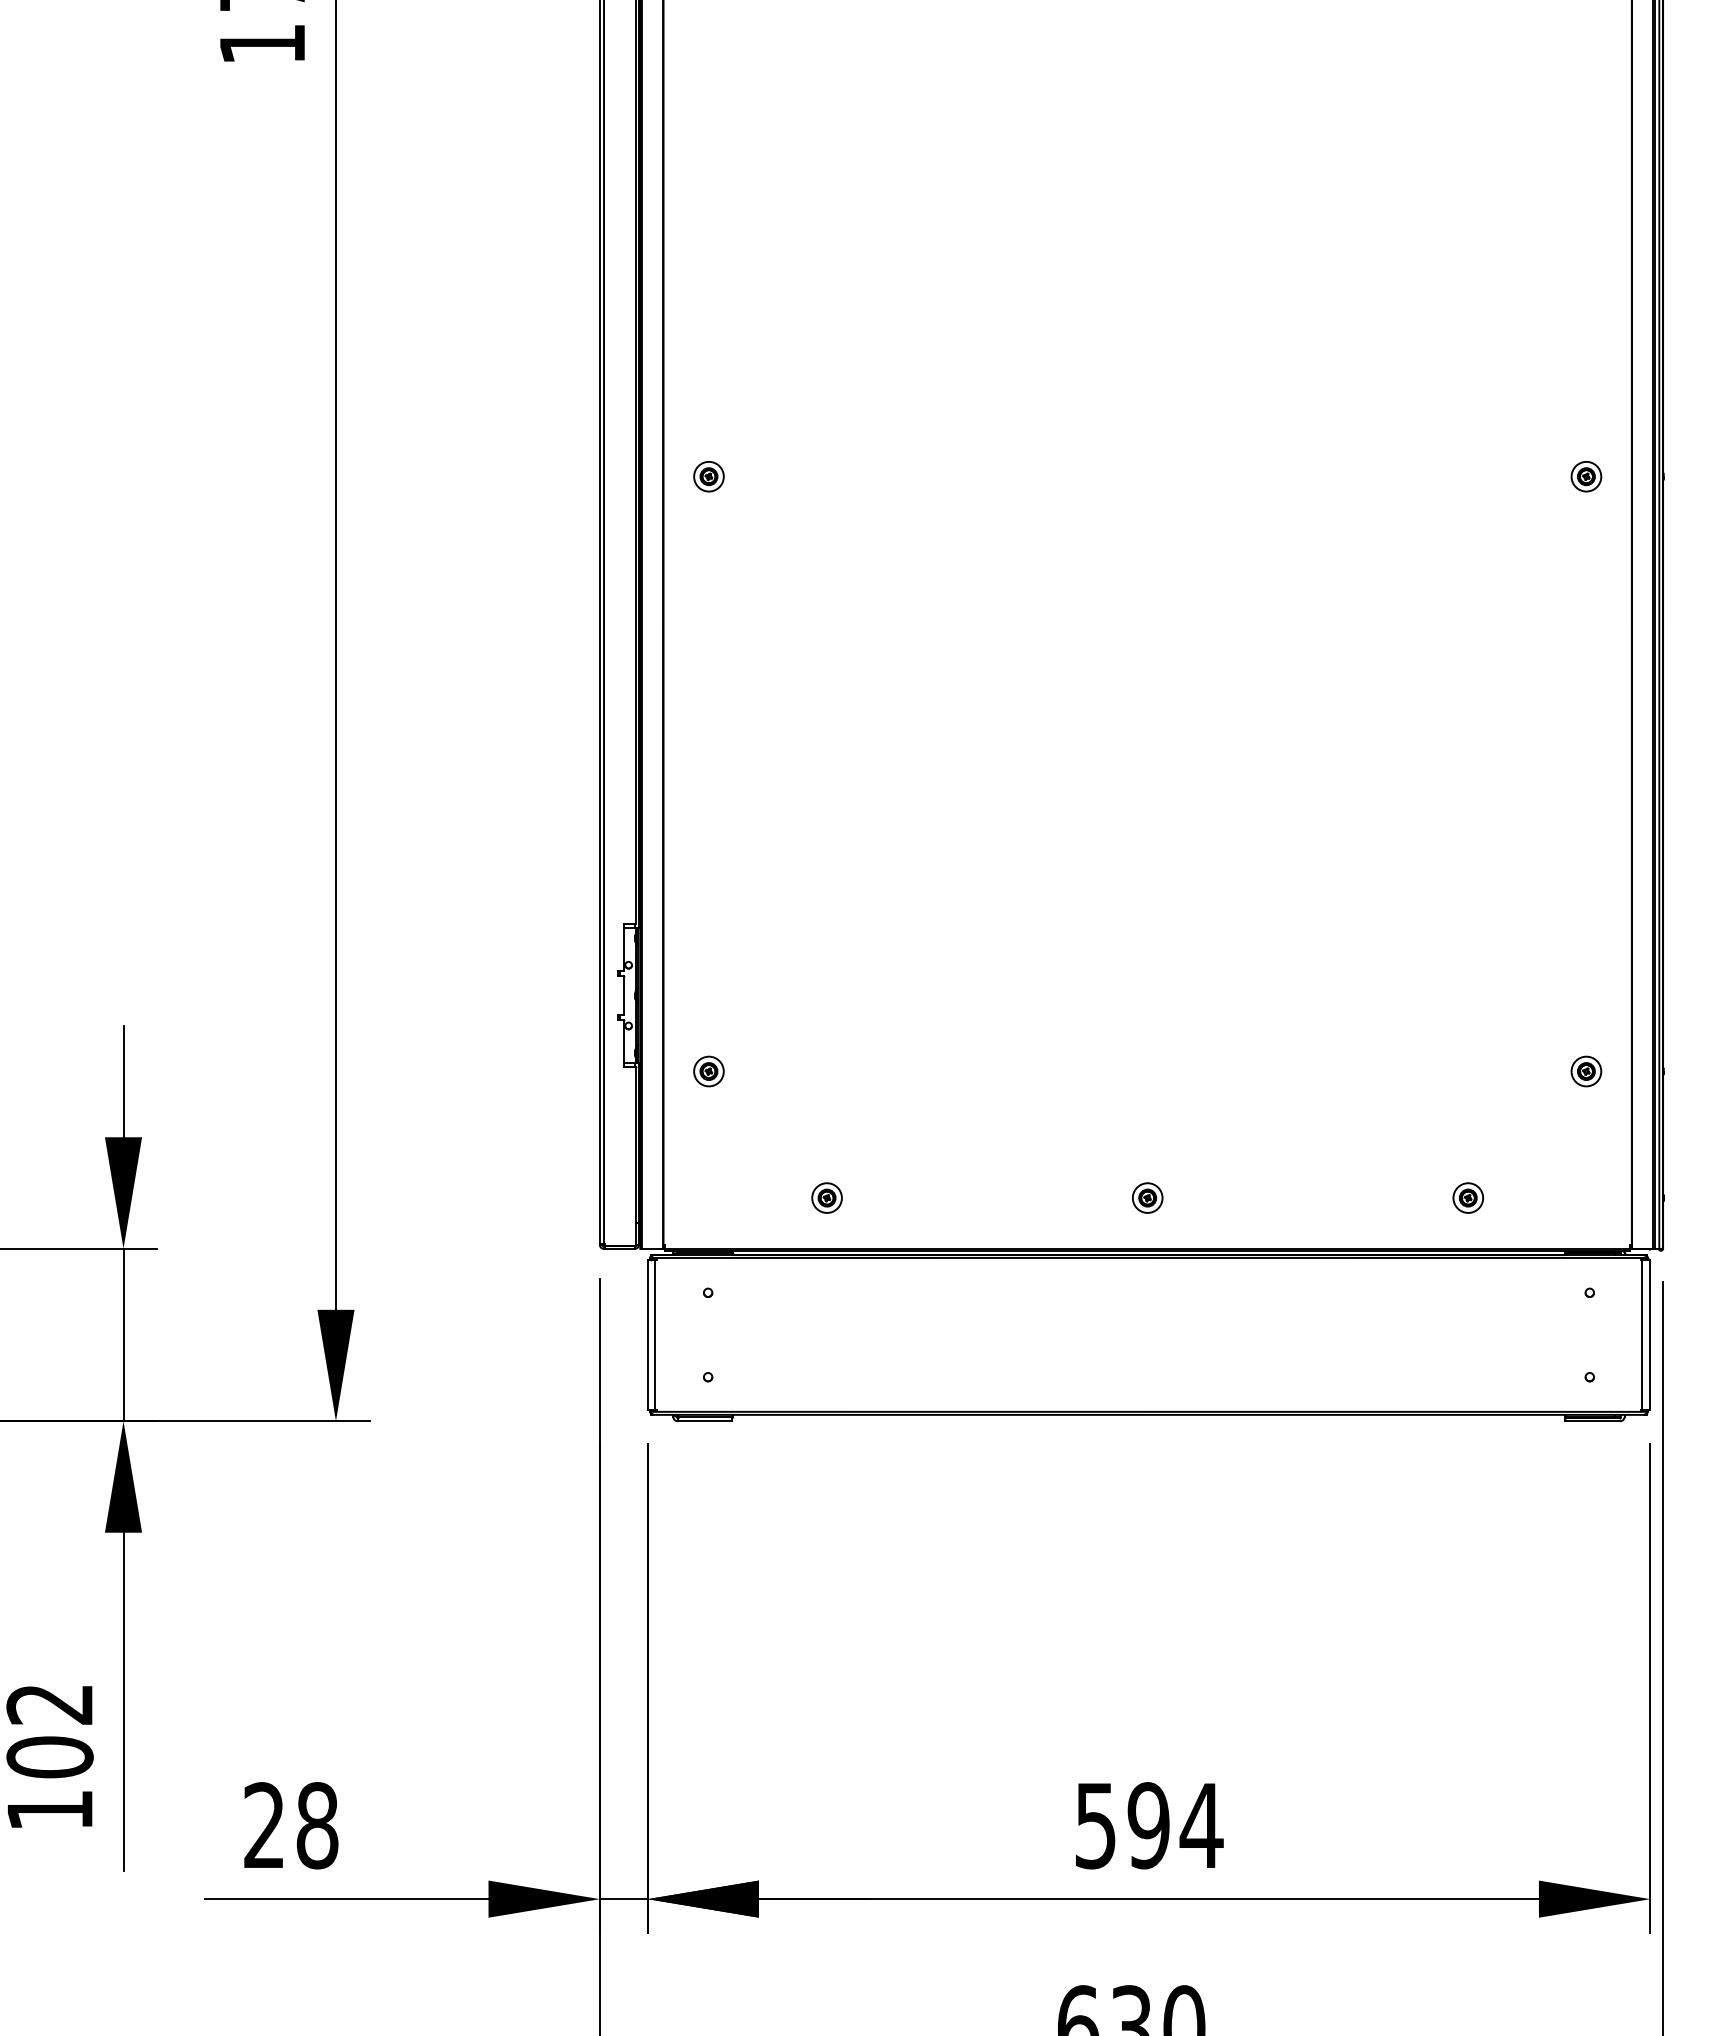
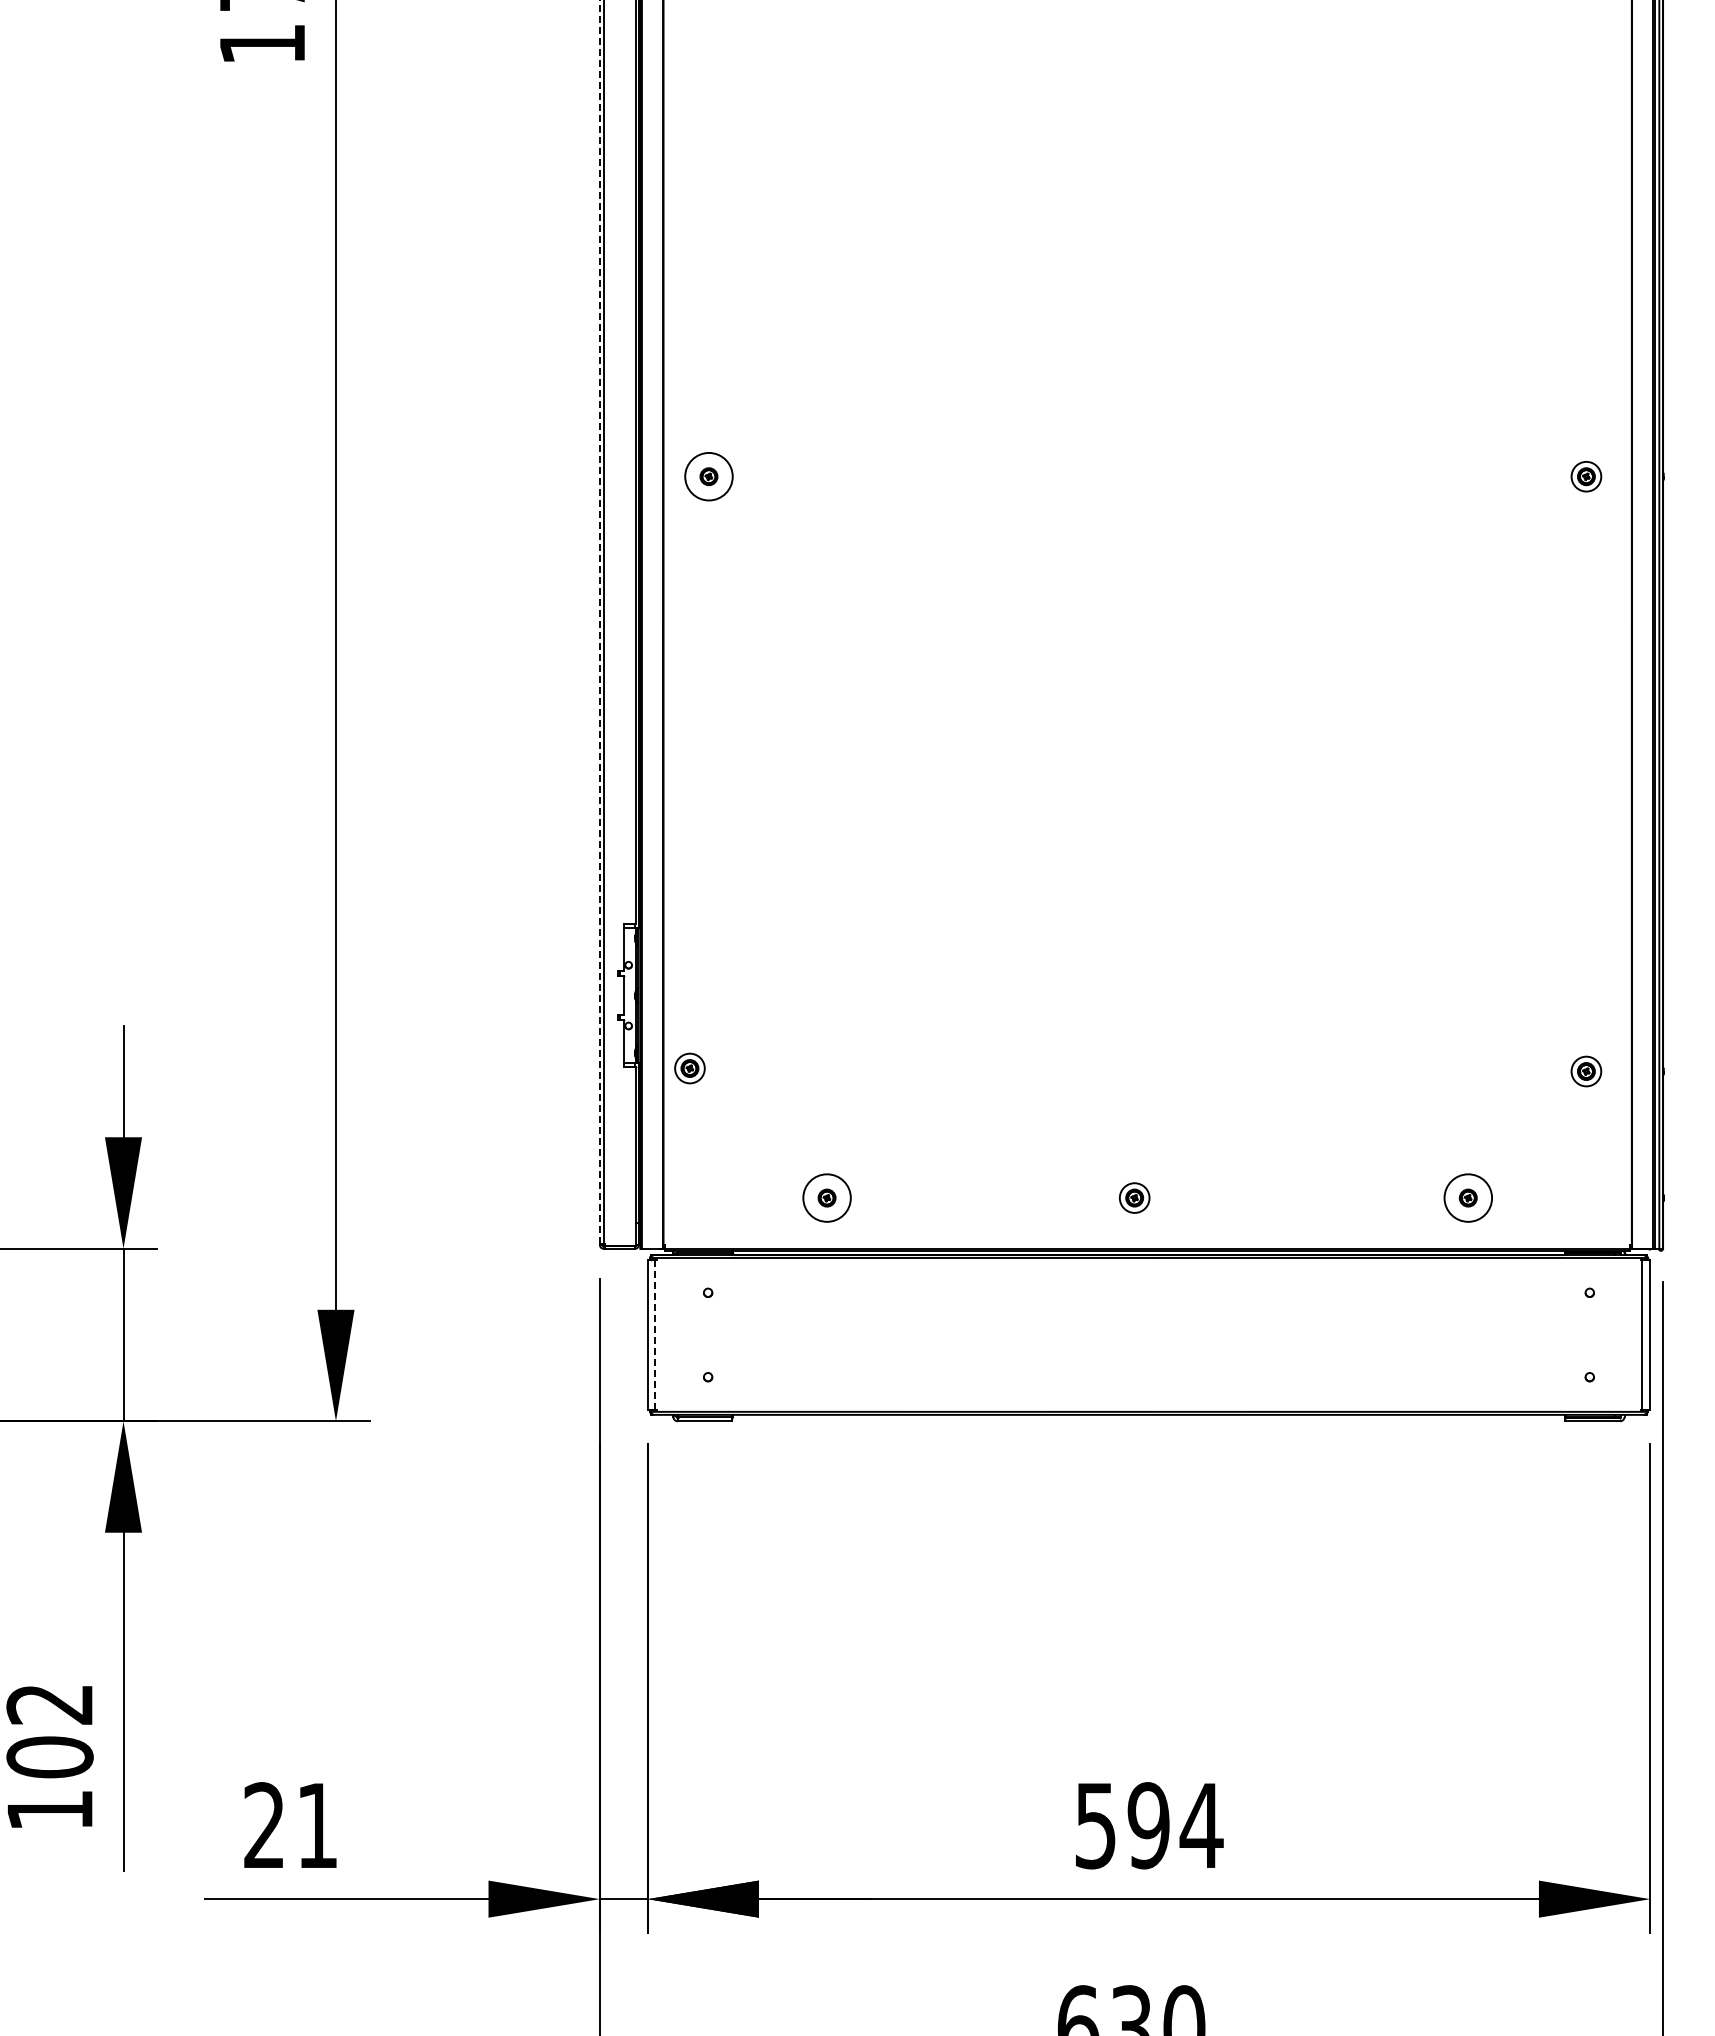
circle diameter: 30 px -> 48 px (708, 476)
line: solid -> dashed (599, 622)
part position: (708, 1071) -> (689, 1068) (689, 1068)
circle diameter: 30 px -> 48 px (826, 1197)
part position: (1147, 1197) -> (1134, 1197) (1134, 1197)
circle diameter: 30 px -> 48 px (1468, 1197)
line: solid -> dashed (655, 1335)
text: 28 -> 21 (317, 1825)
